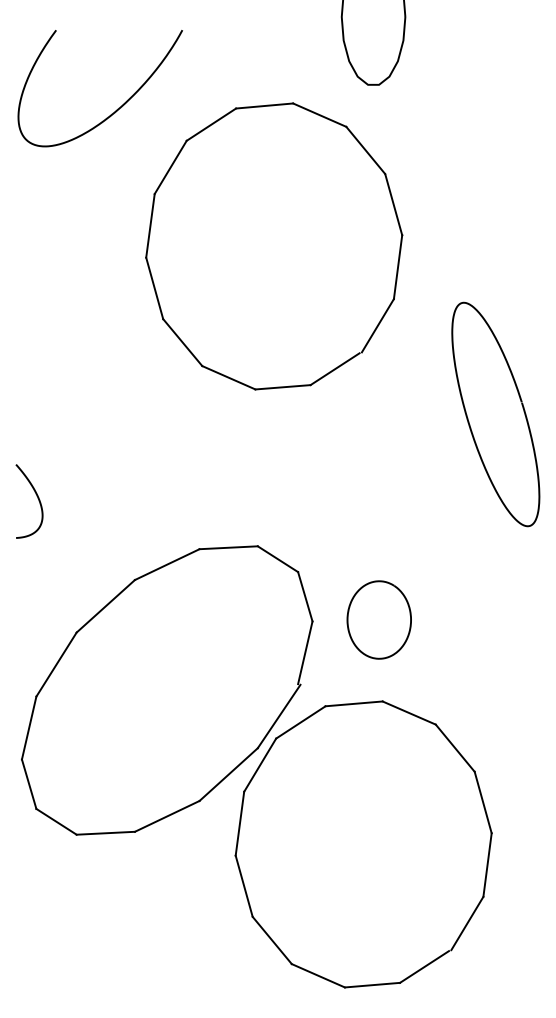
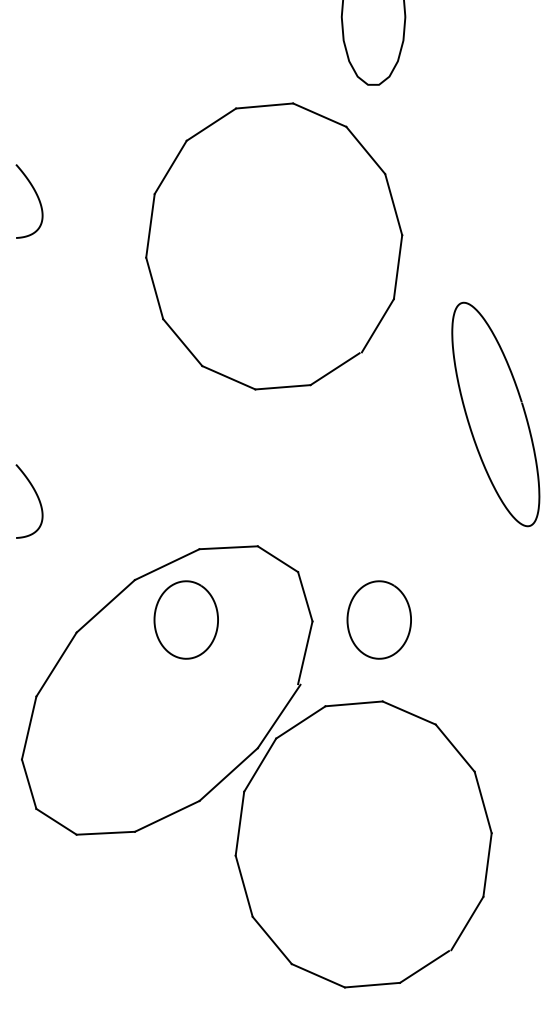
curve: present -> none (117, 108)
curve: none -> present (37, 198)
curve: none -> present (155, 619)
